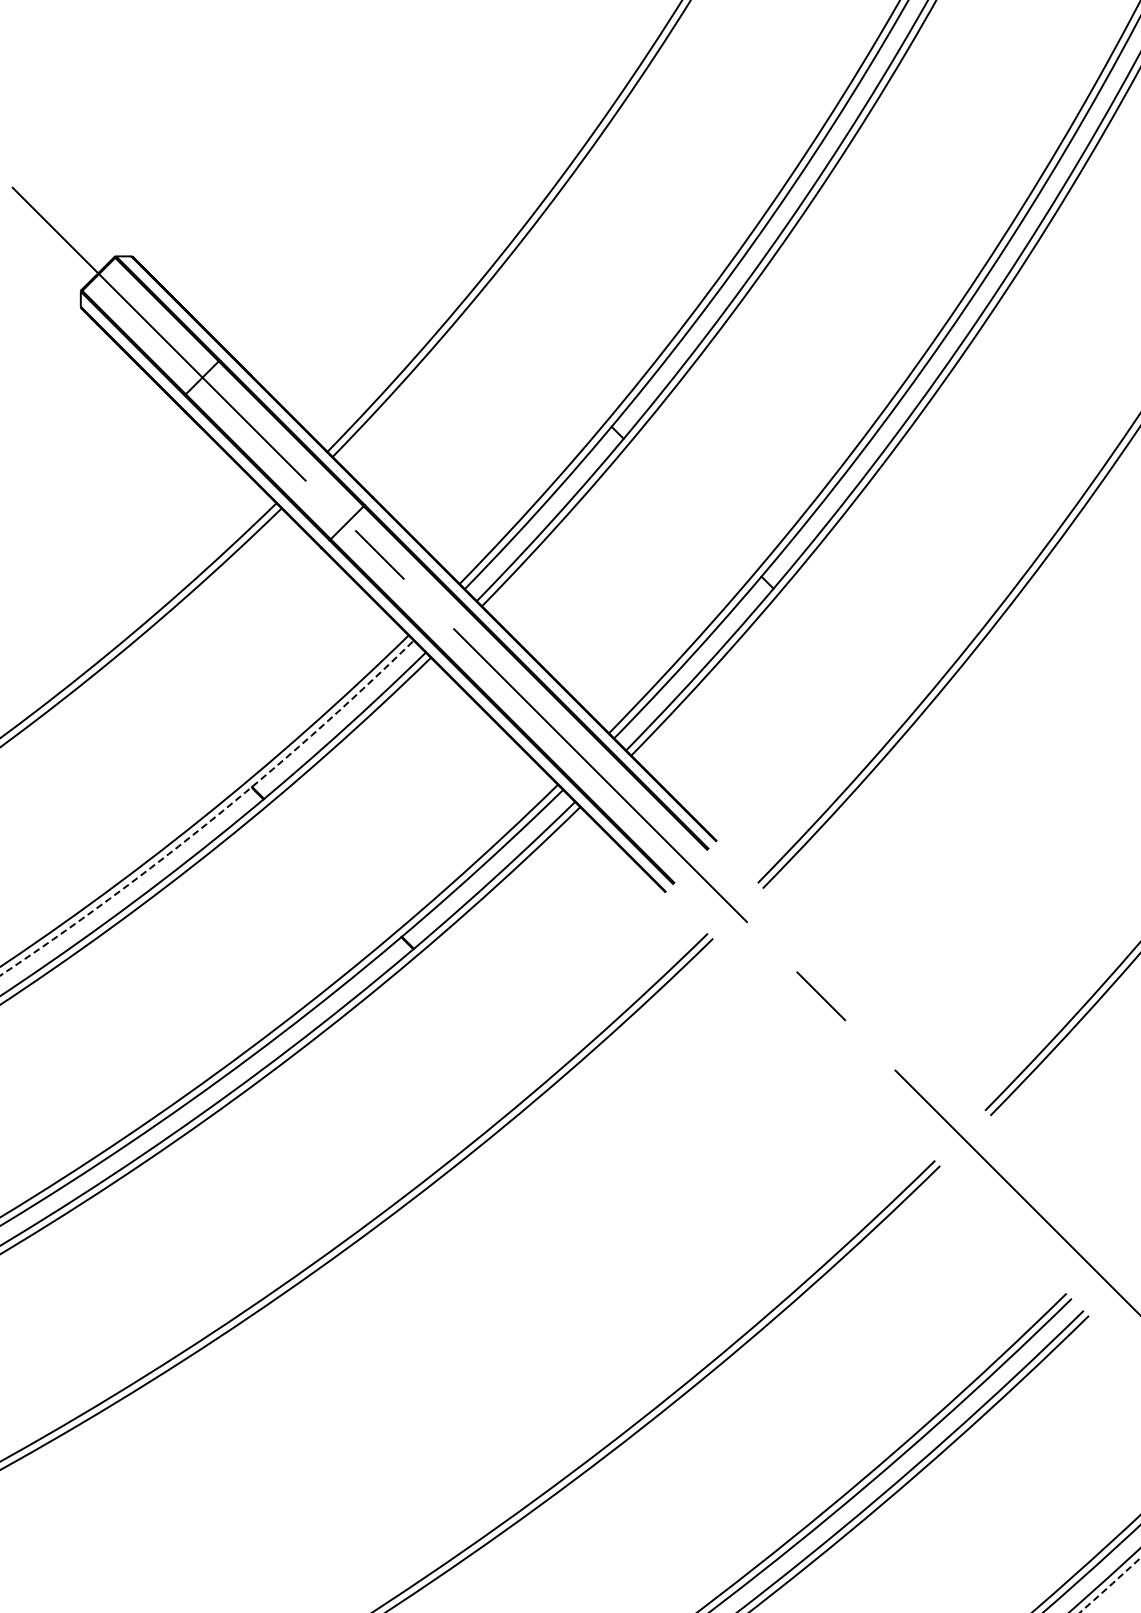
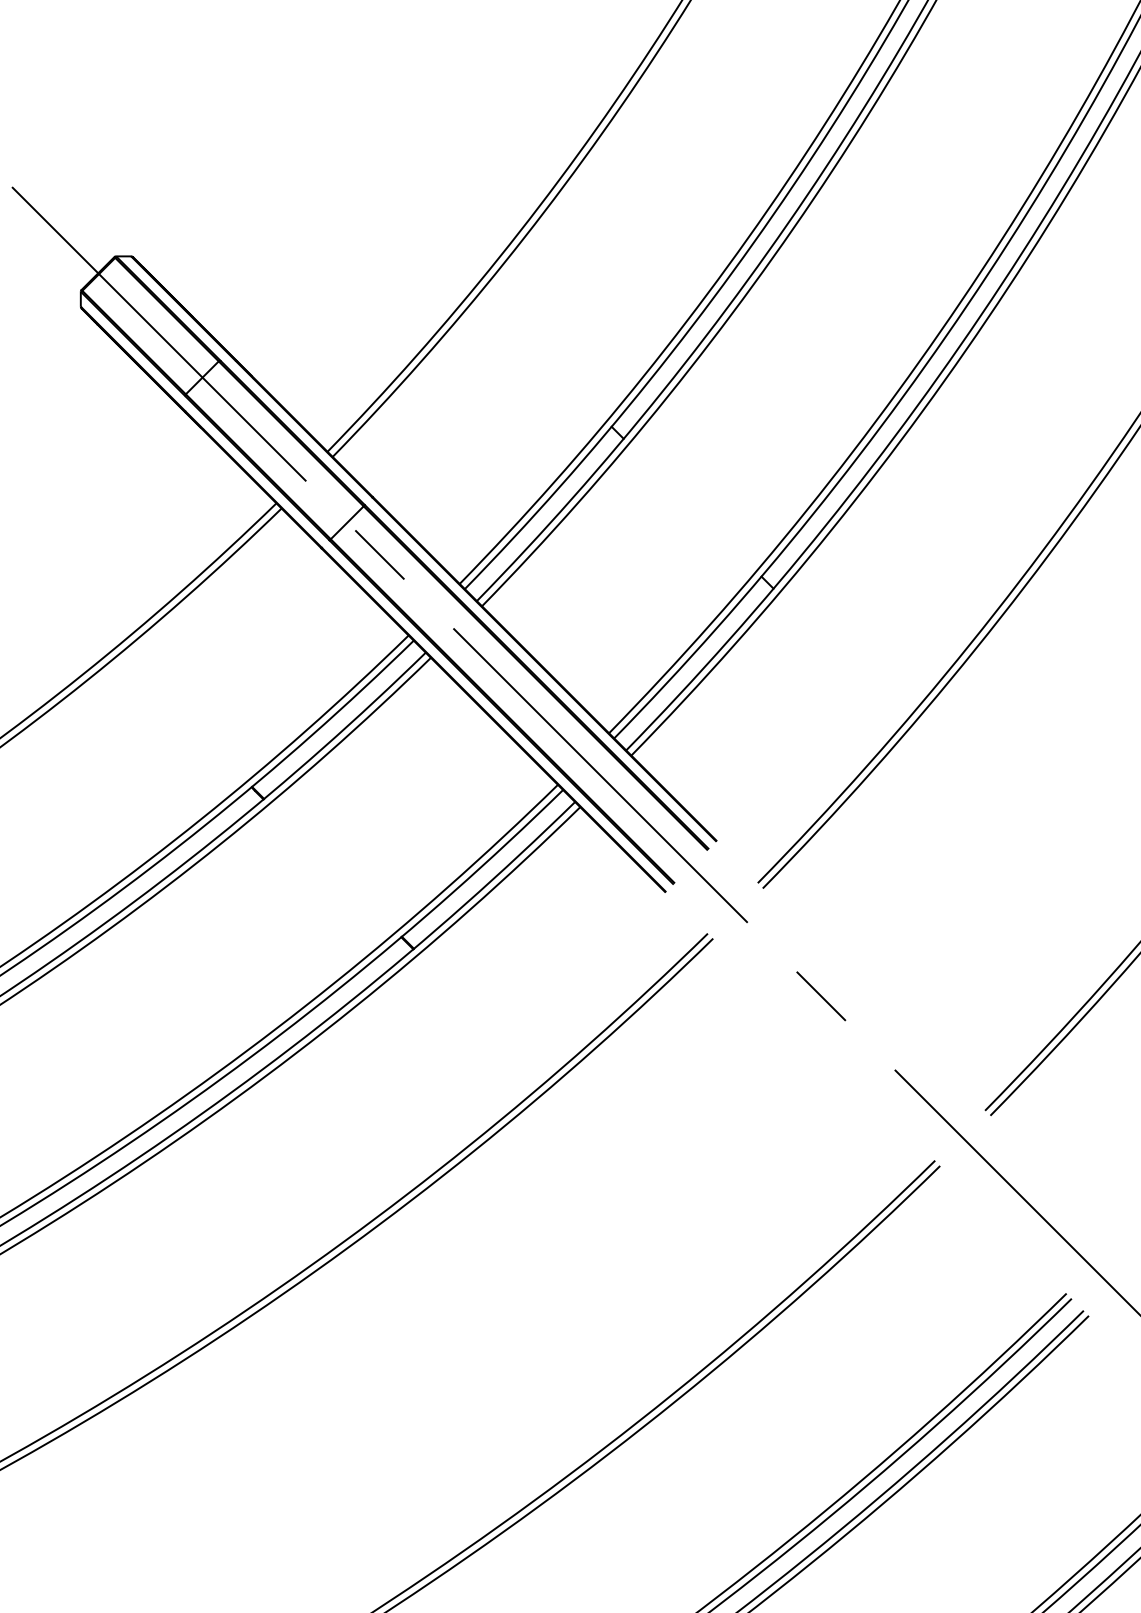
arc: dashed -> solid (214, 818)
arc: dashed -> solid (1110, 1585)
